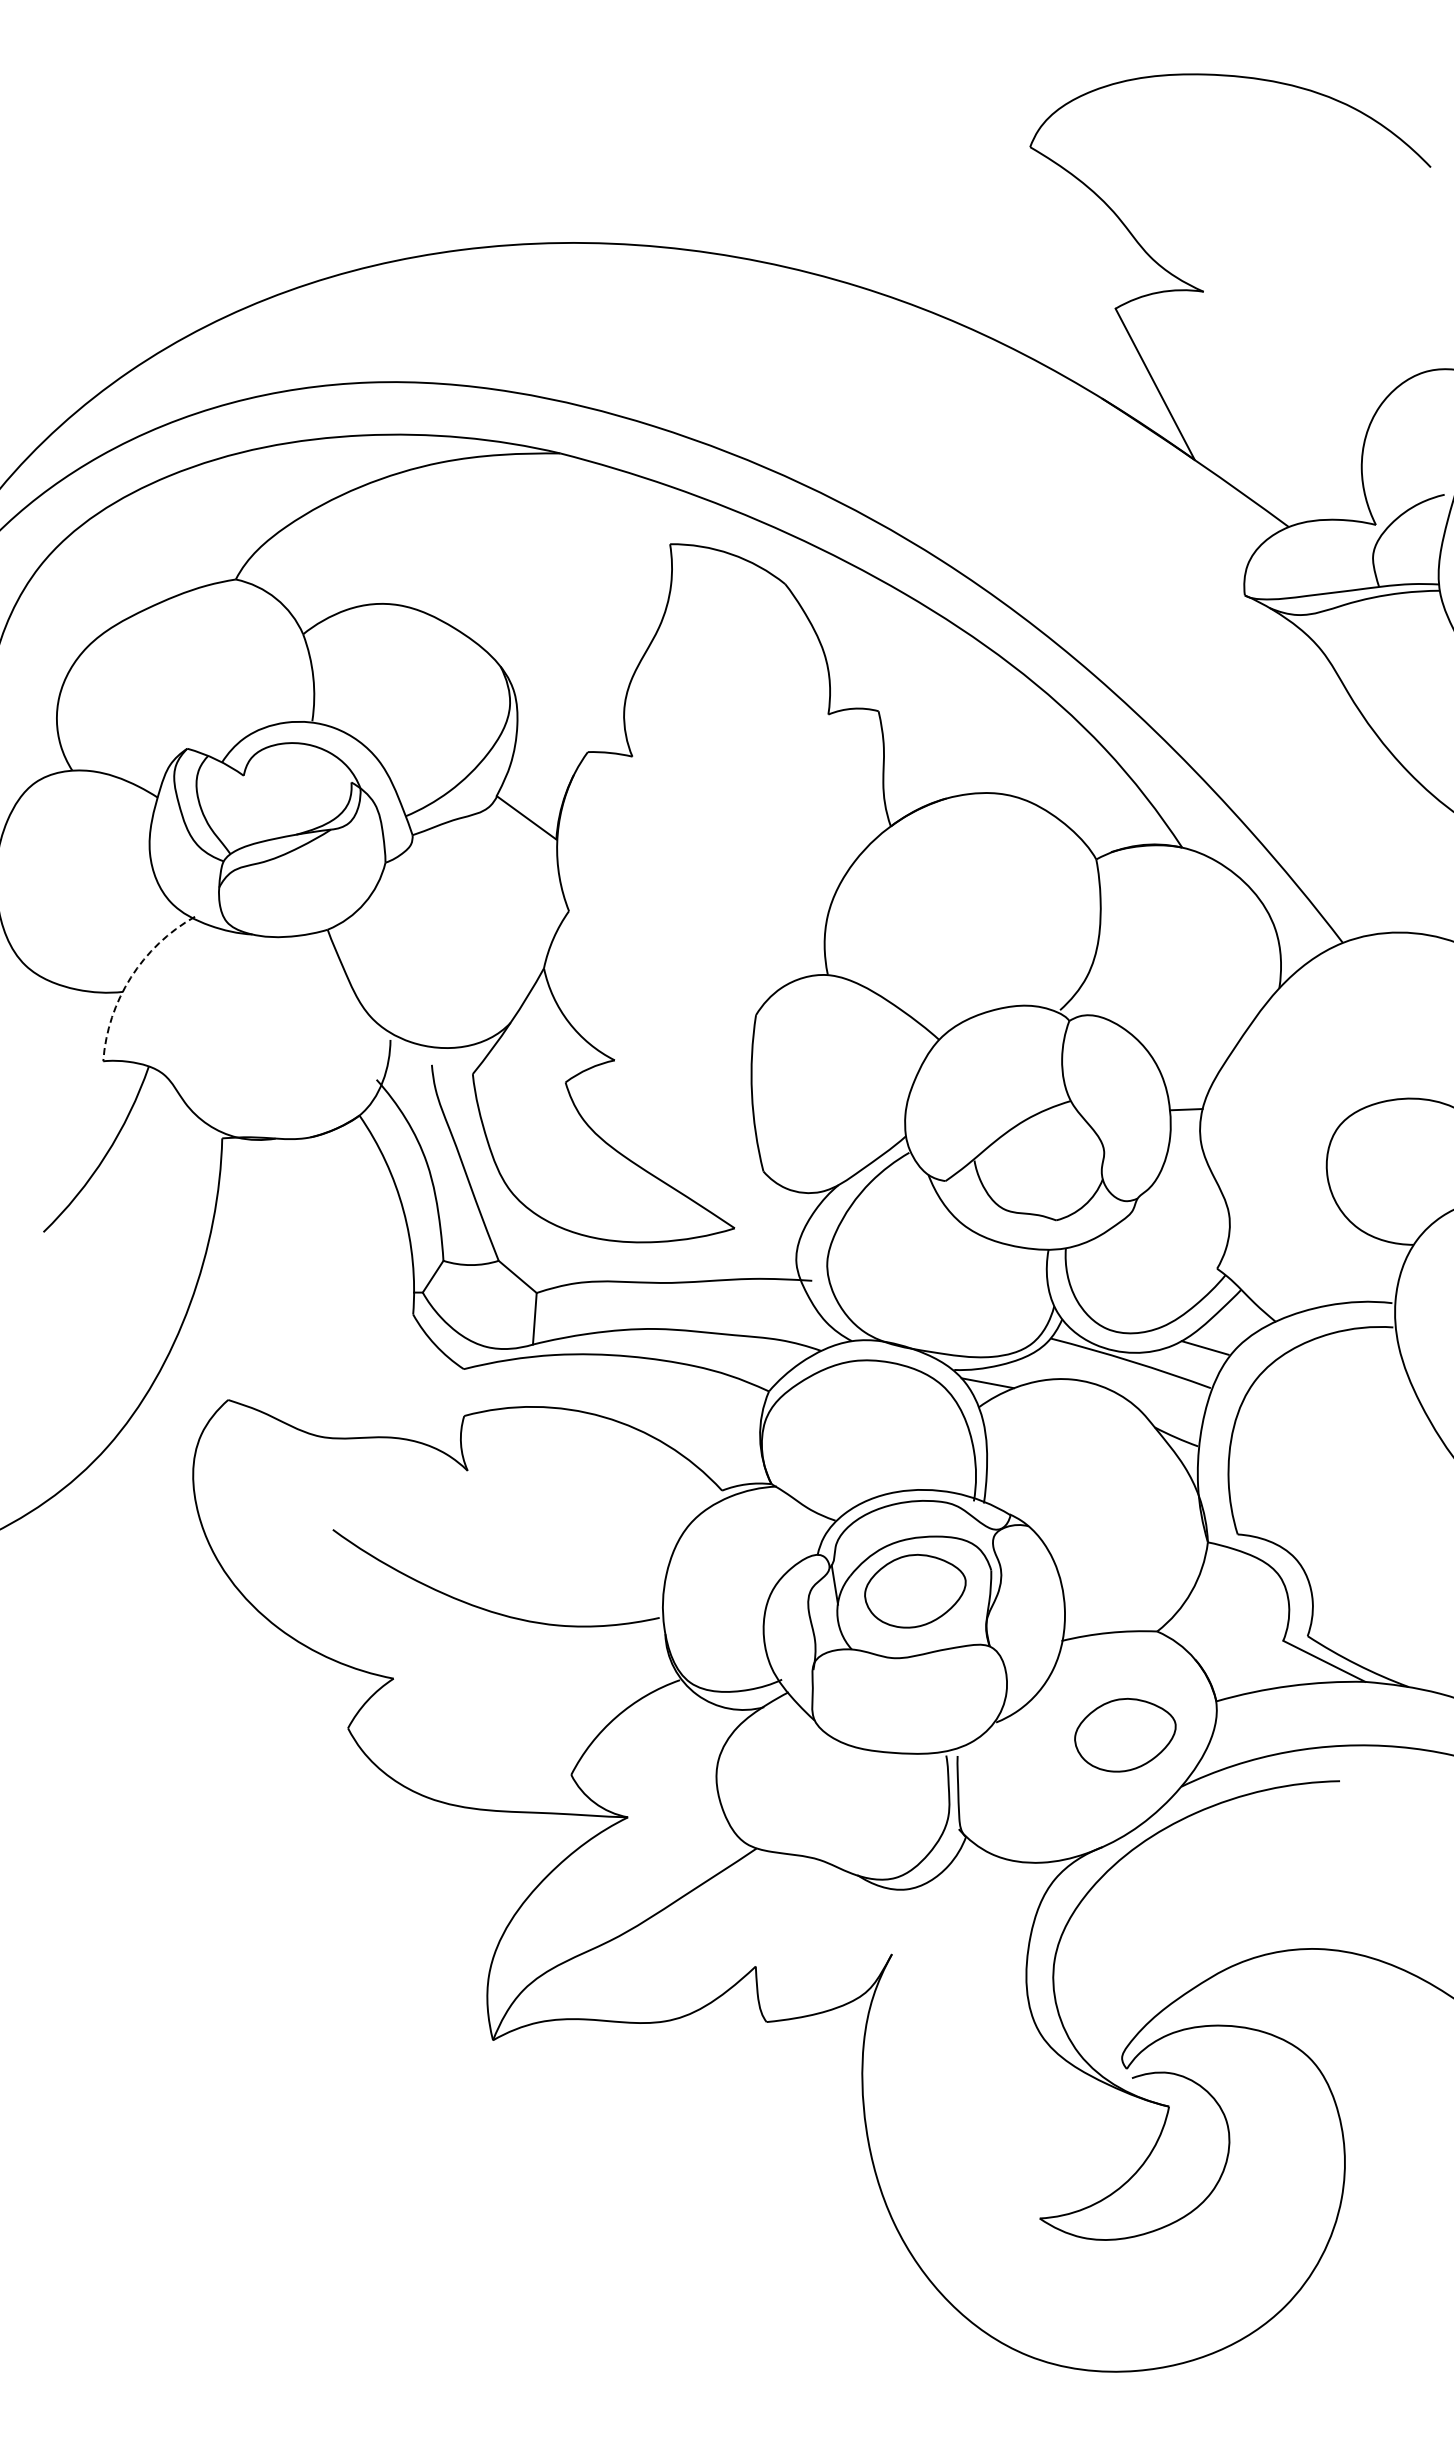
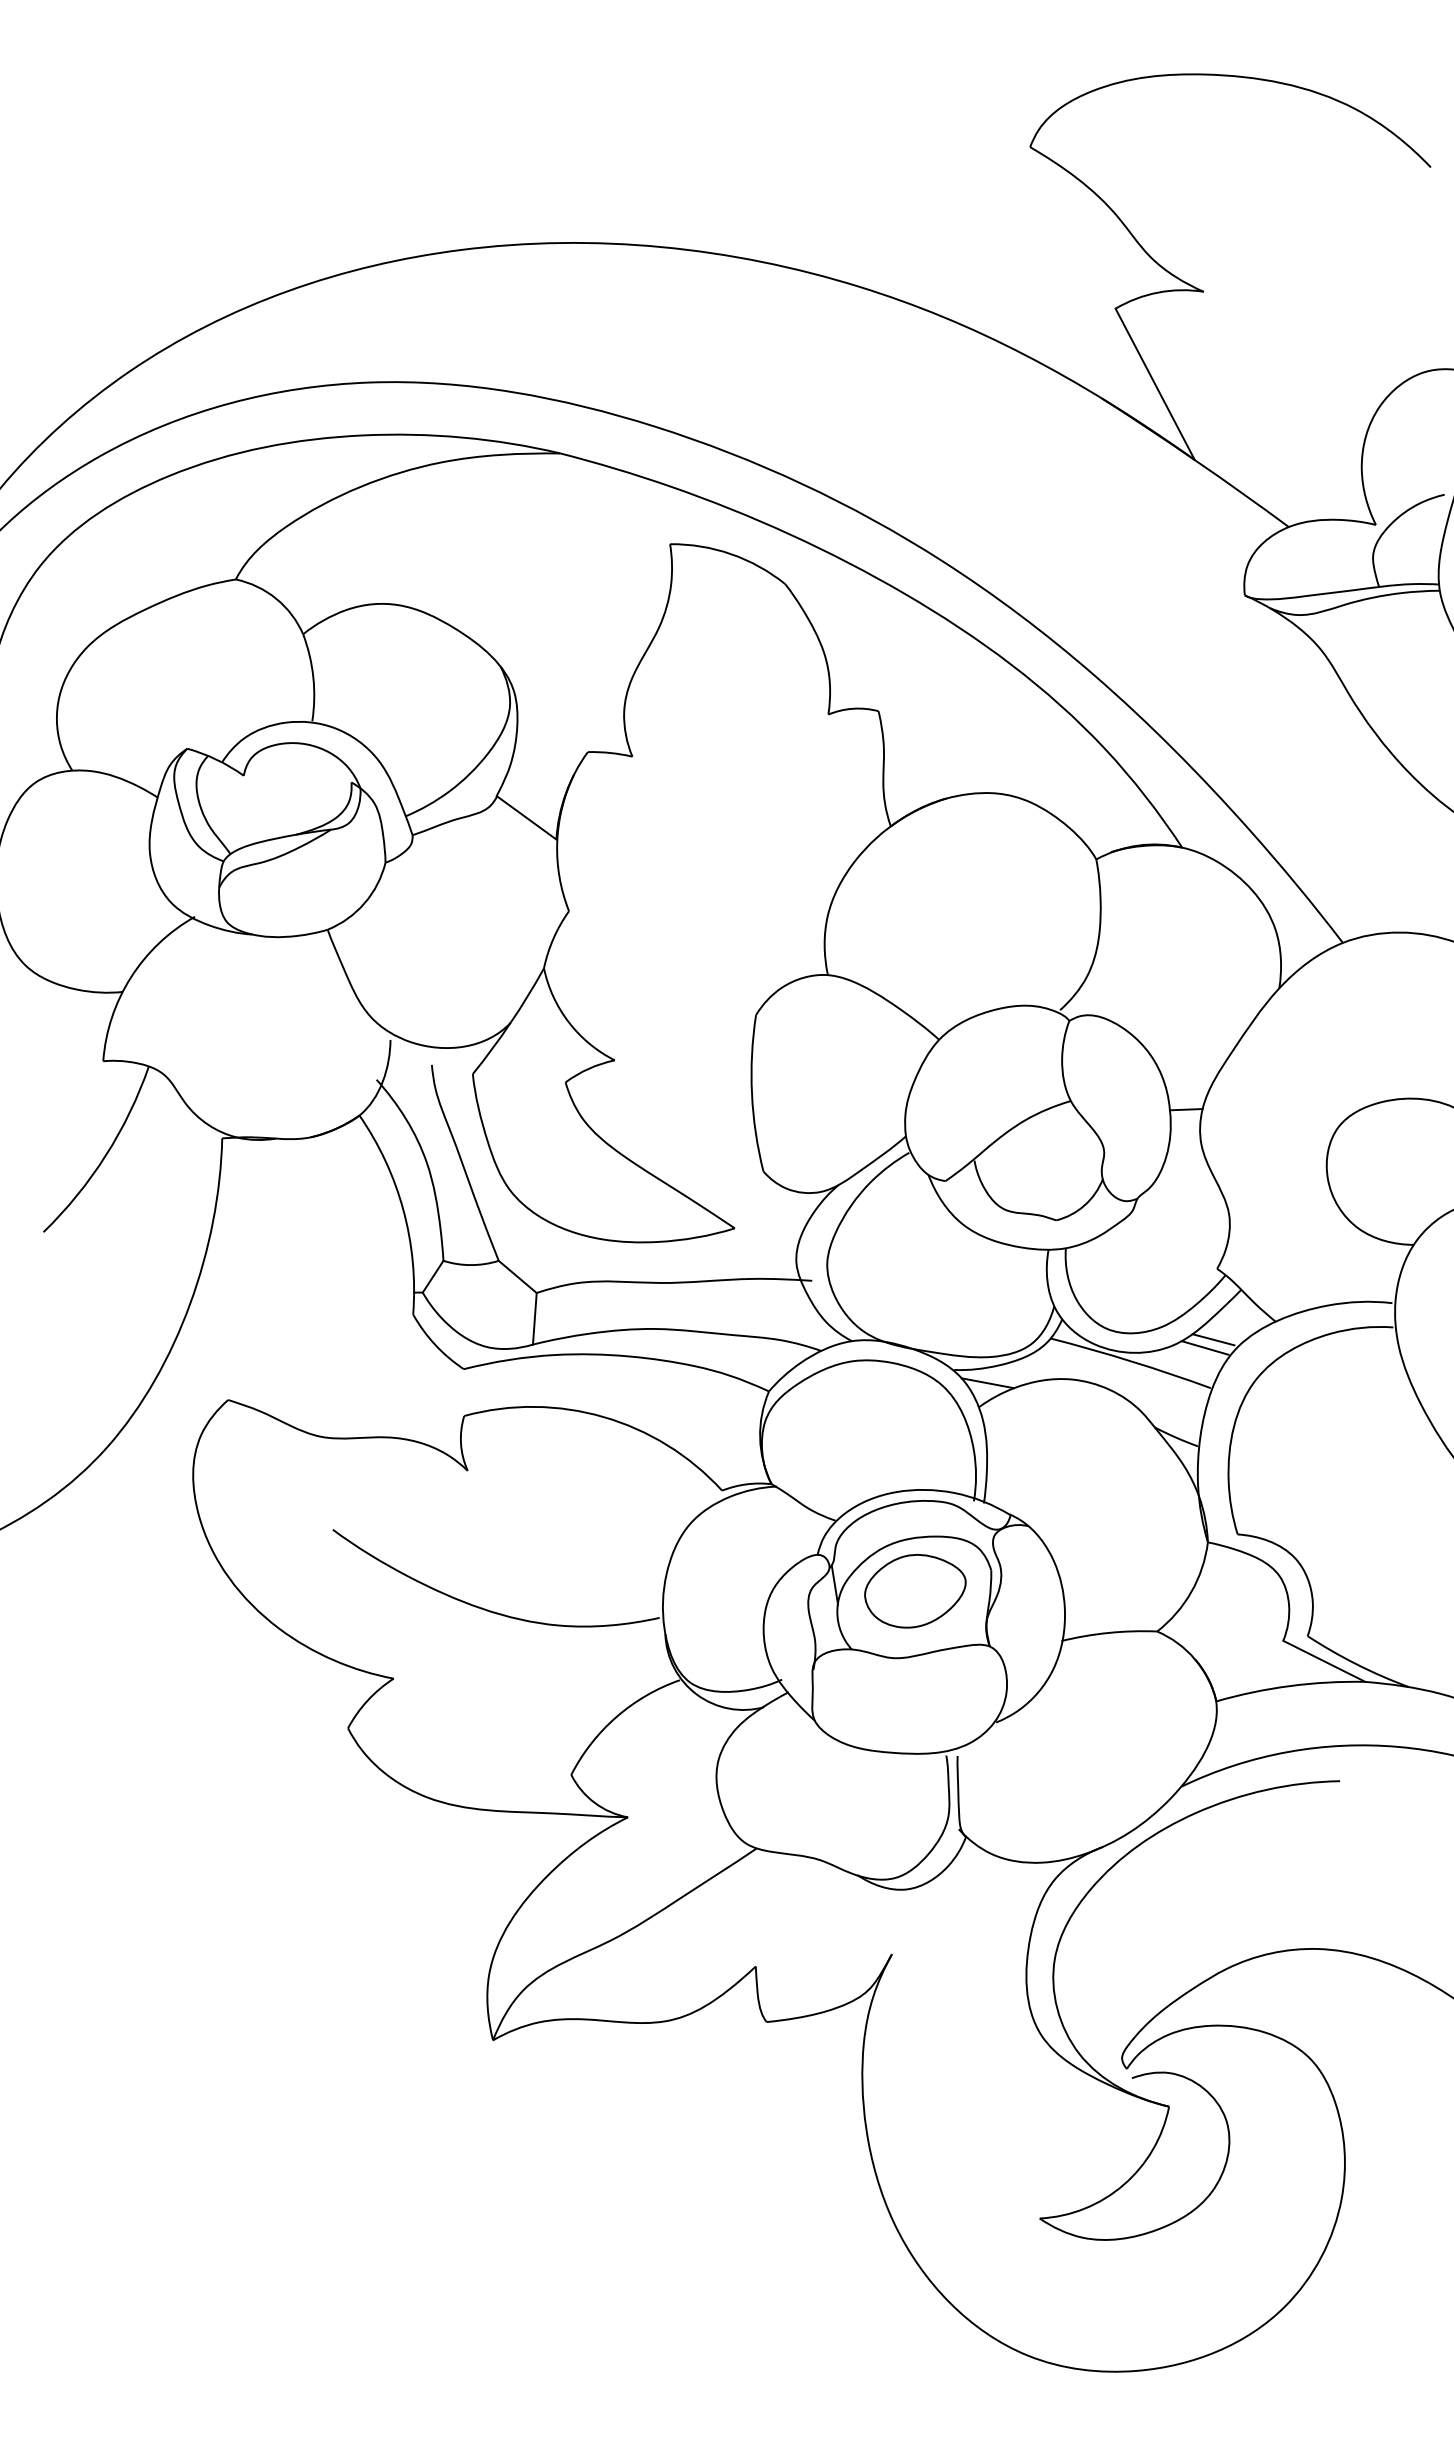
arc: dashed -> solid (130, 977)
line: none -> present (1213, 1339)
part: present -> none (1125, 1734)
